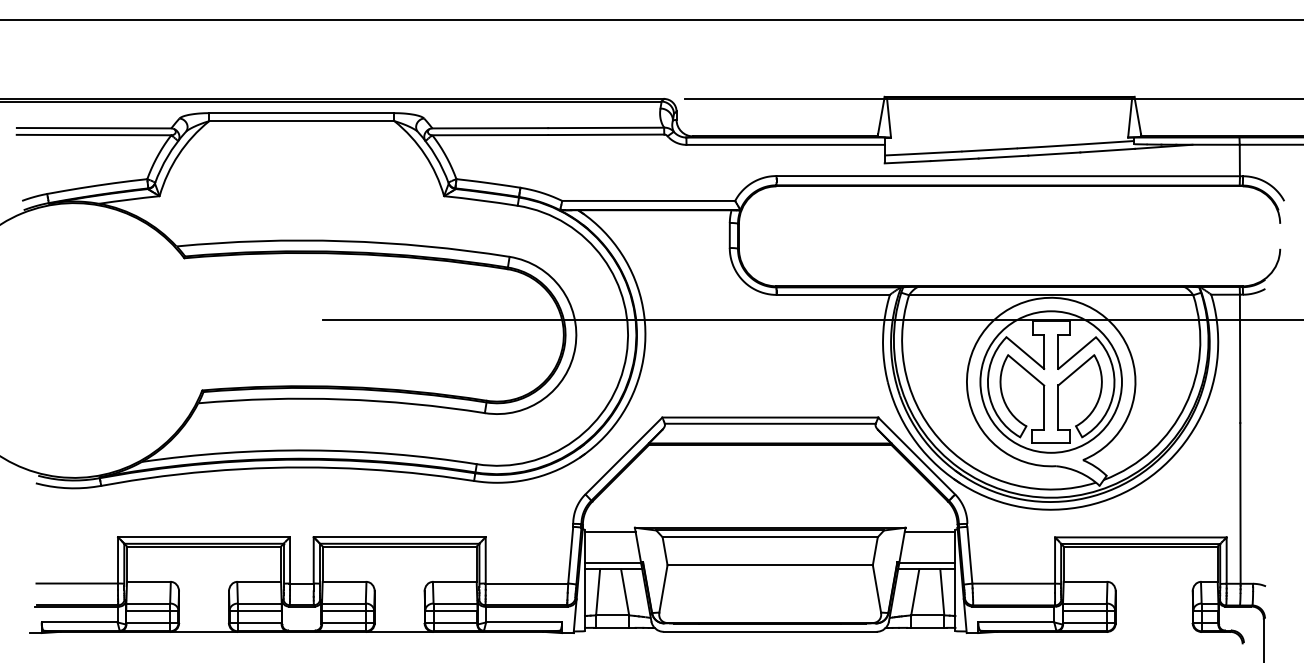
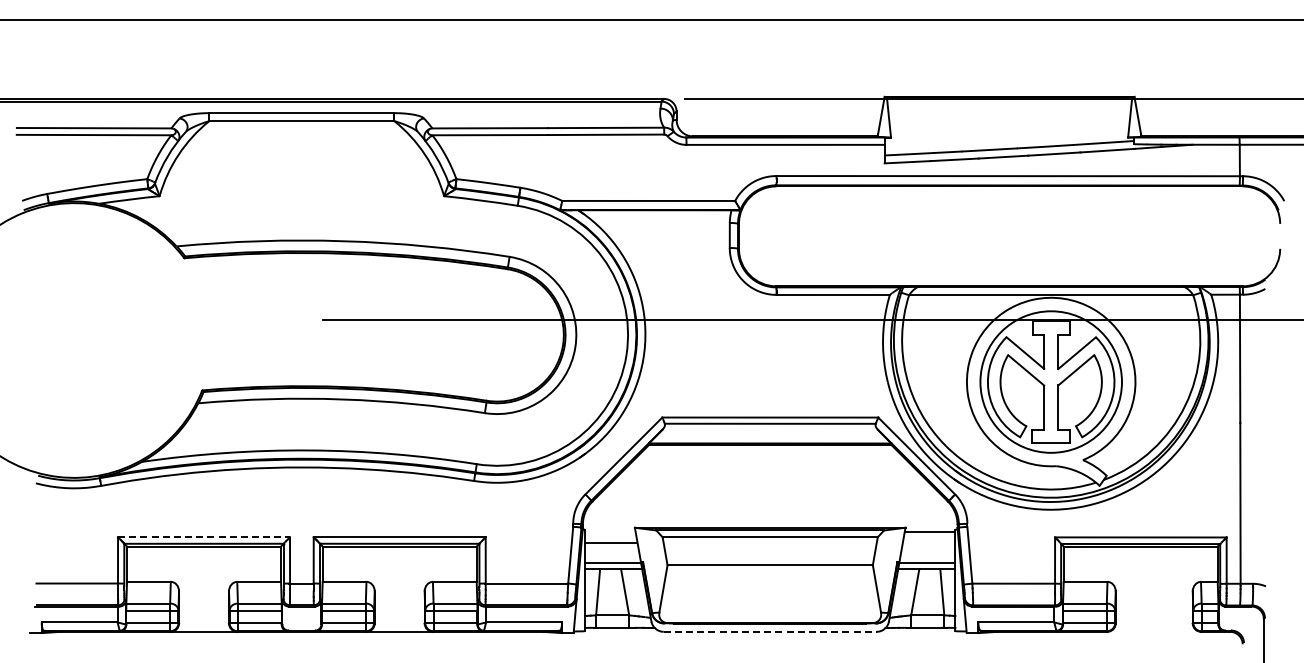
line position: (609, 532) -> (609, 543) (609, 543)
line: solid -> dashed (204, 537)
line: solid -> dashed (770, 631)
